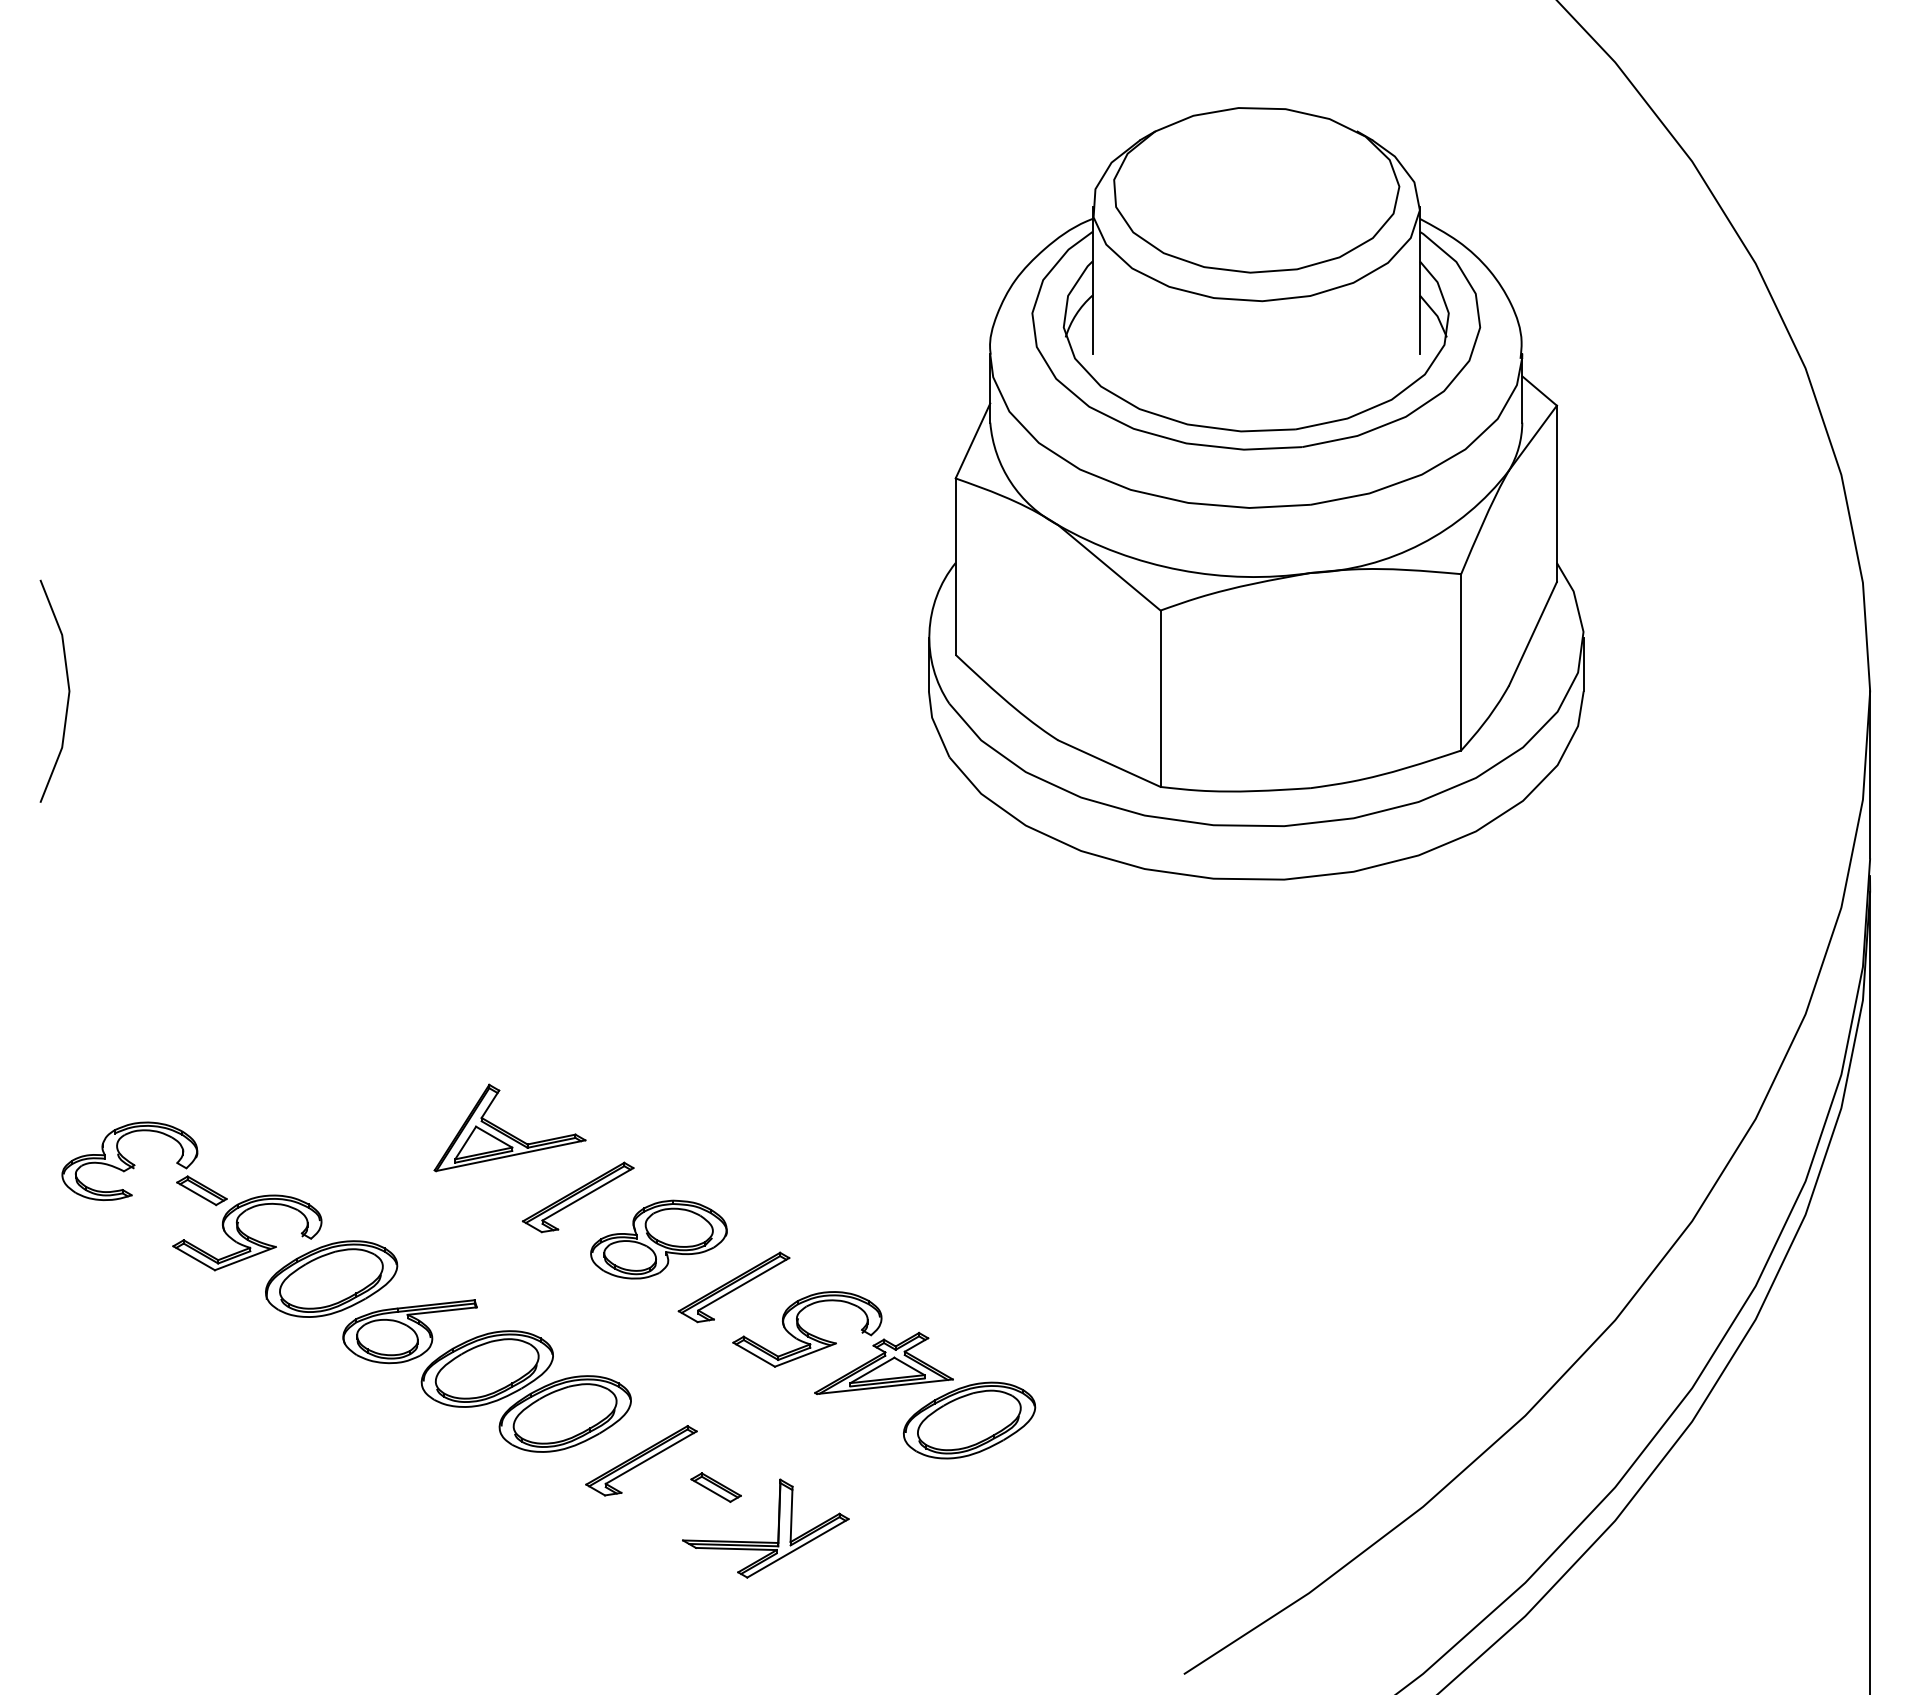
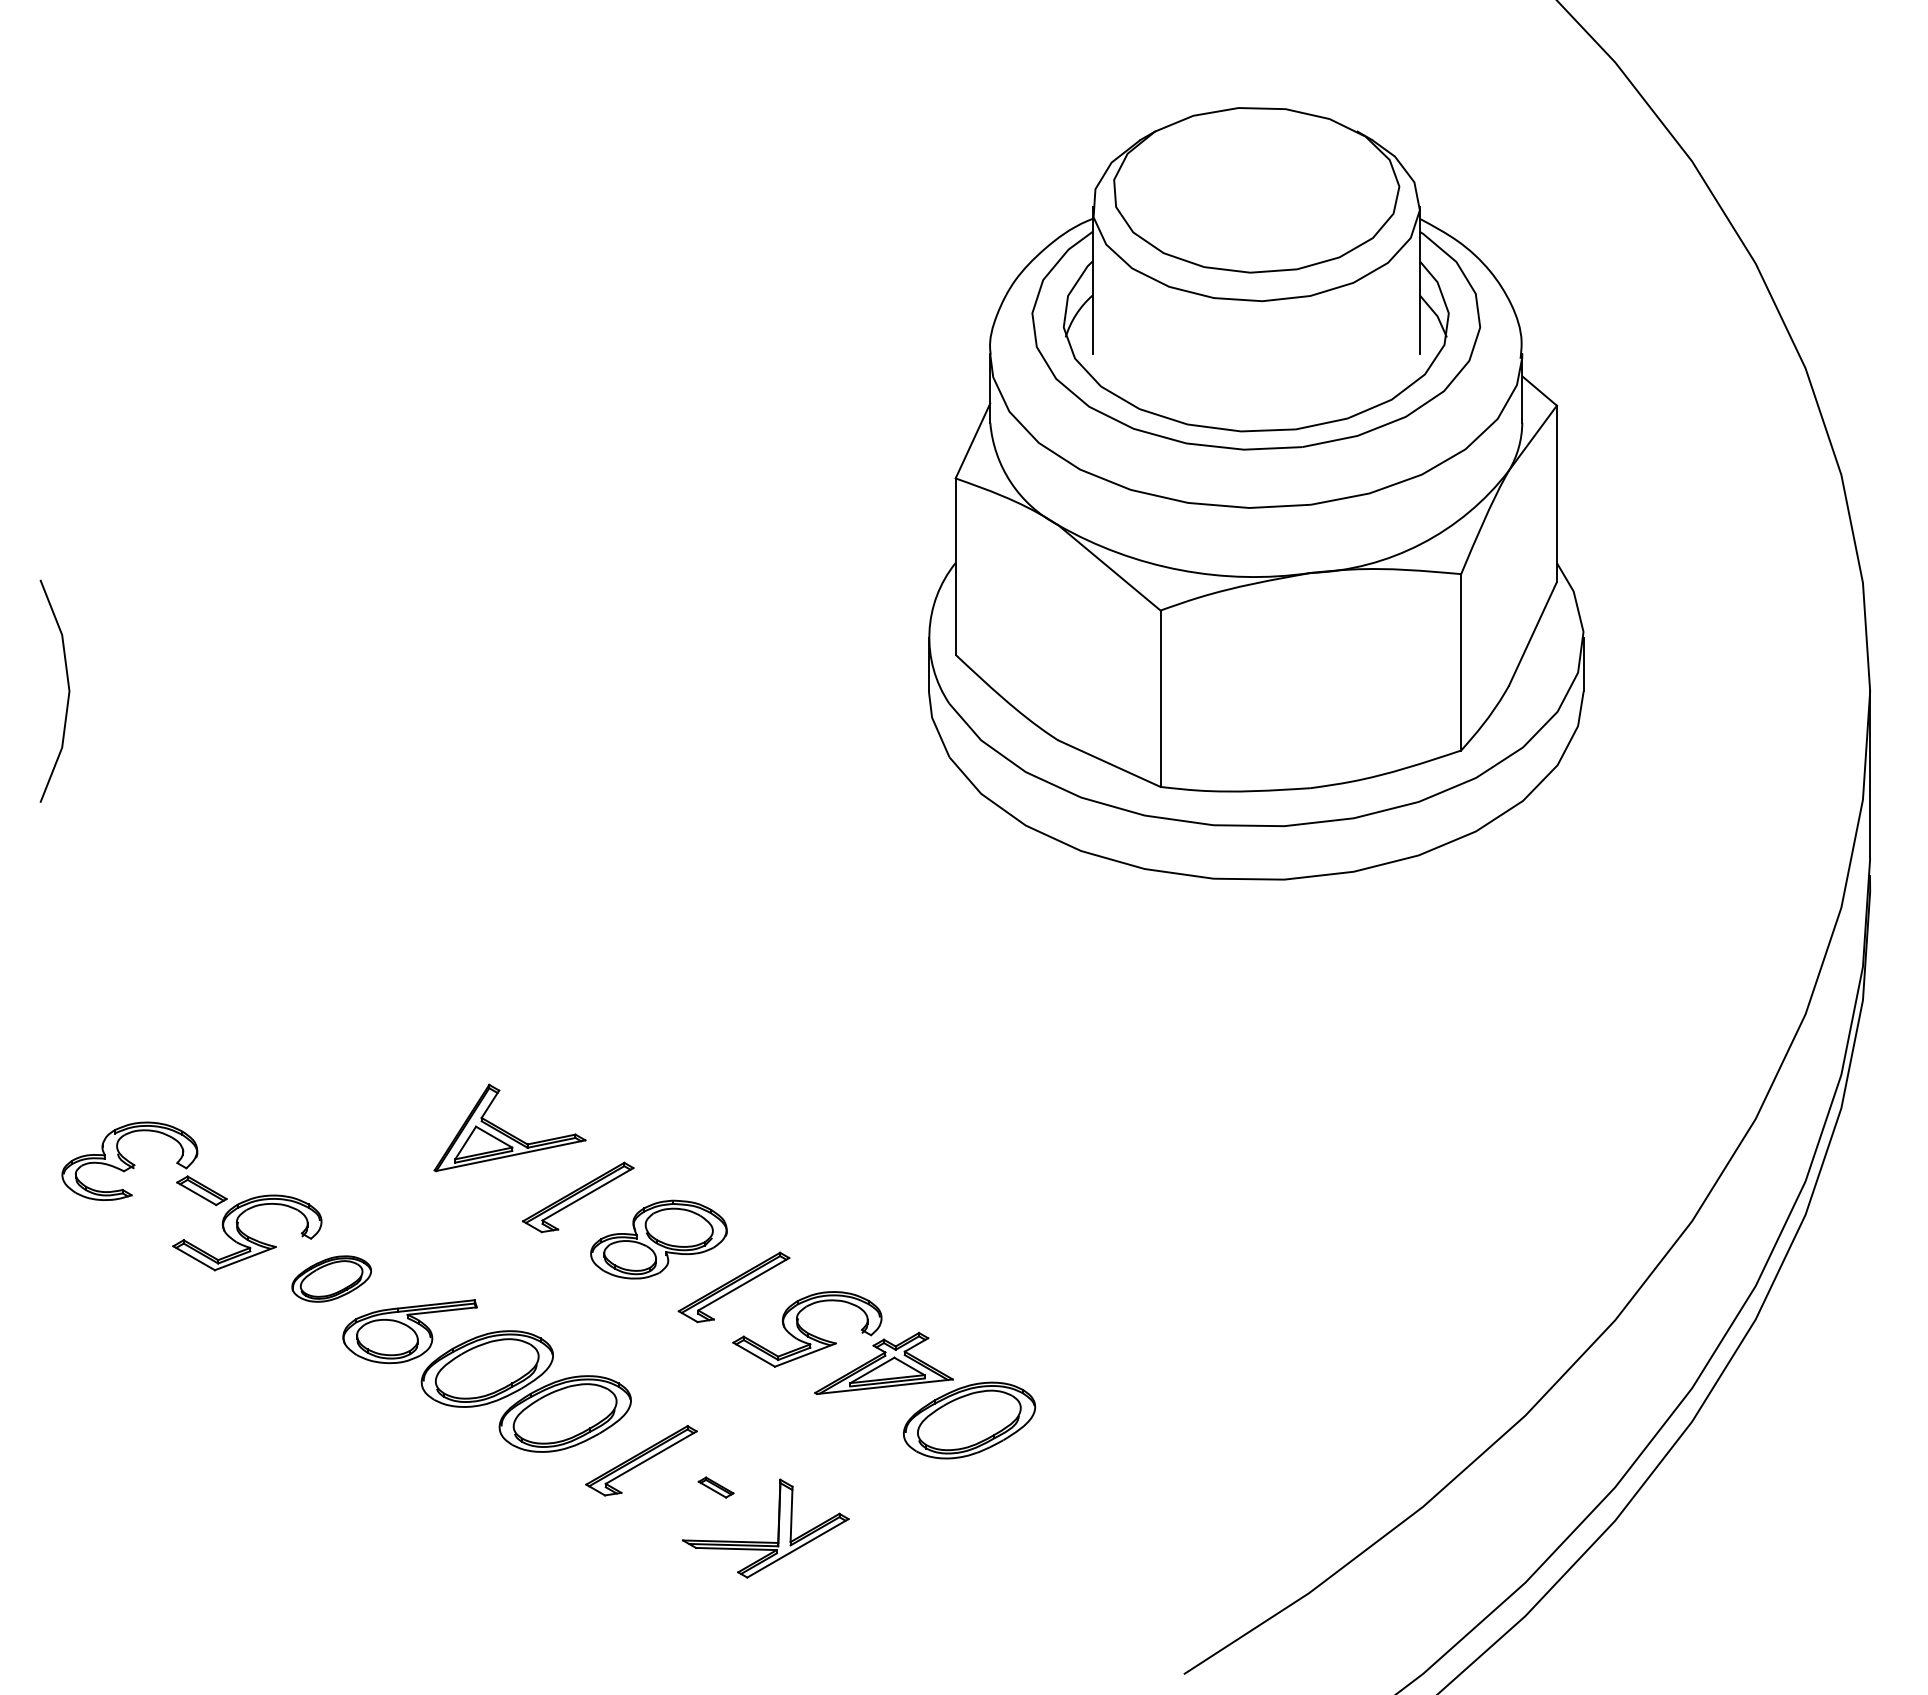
part size: 134x78 px -> 82x48 px (331, 1278)
line: present -> none (1870, 1291)
part size: 52x31 px -> 38x23 px (715, 1487)
